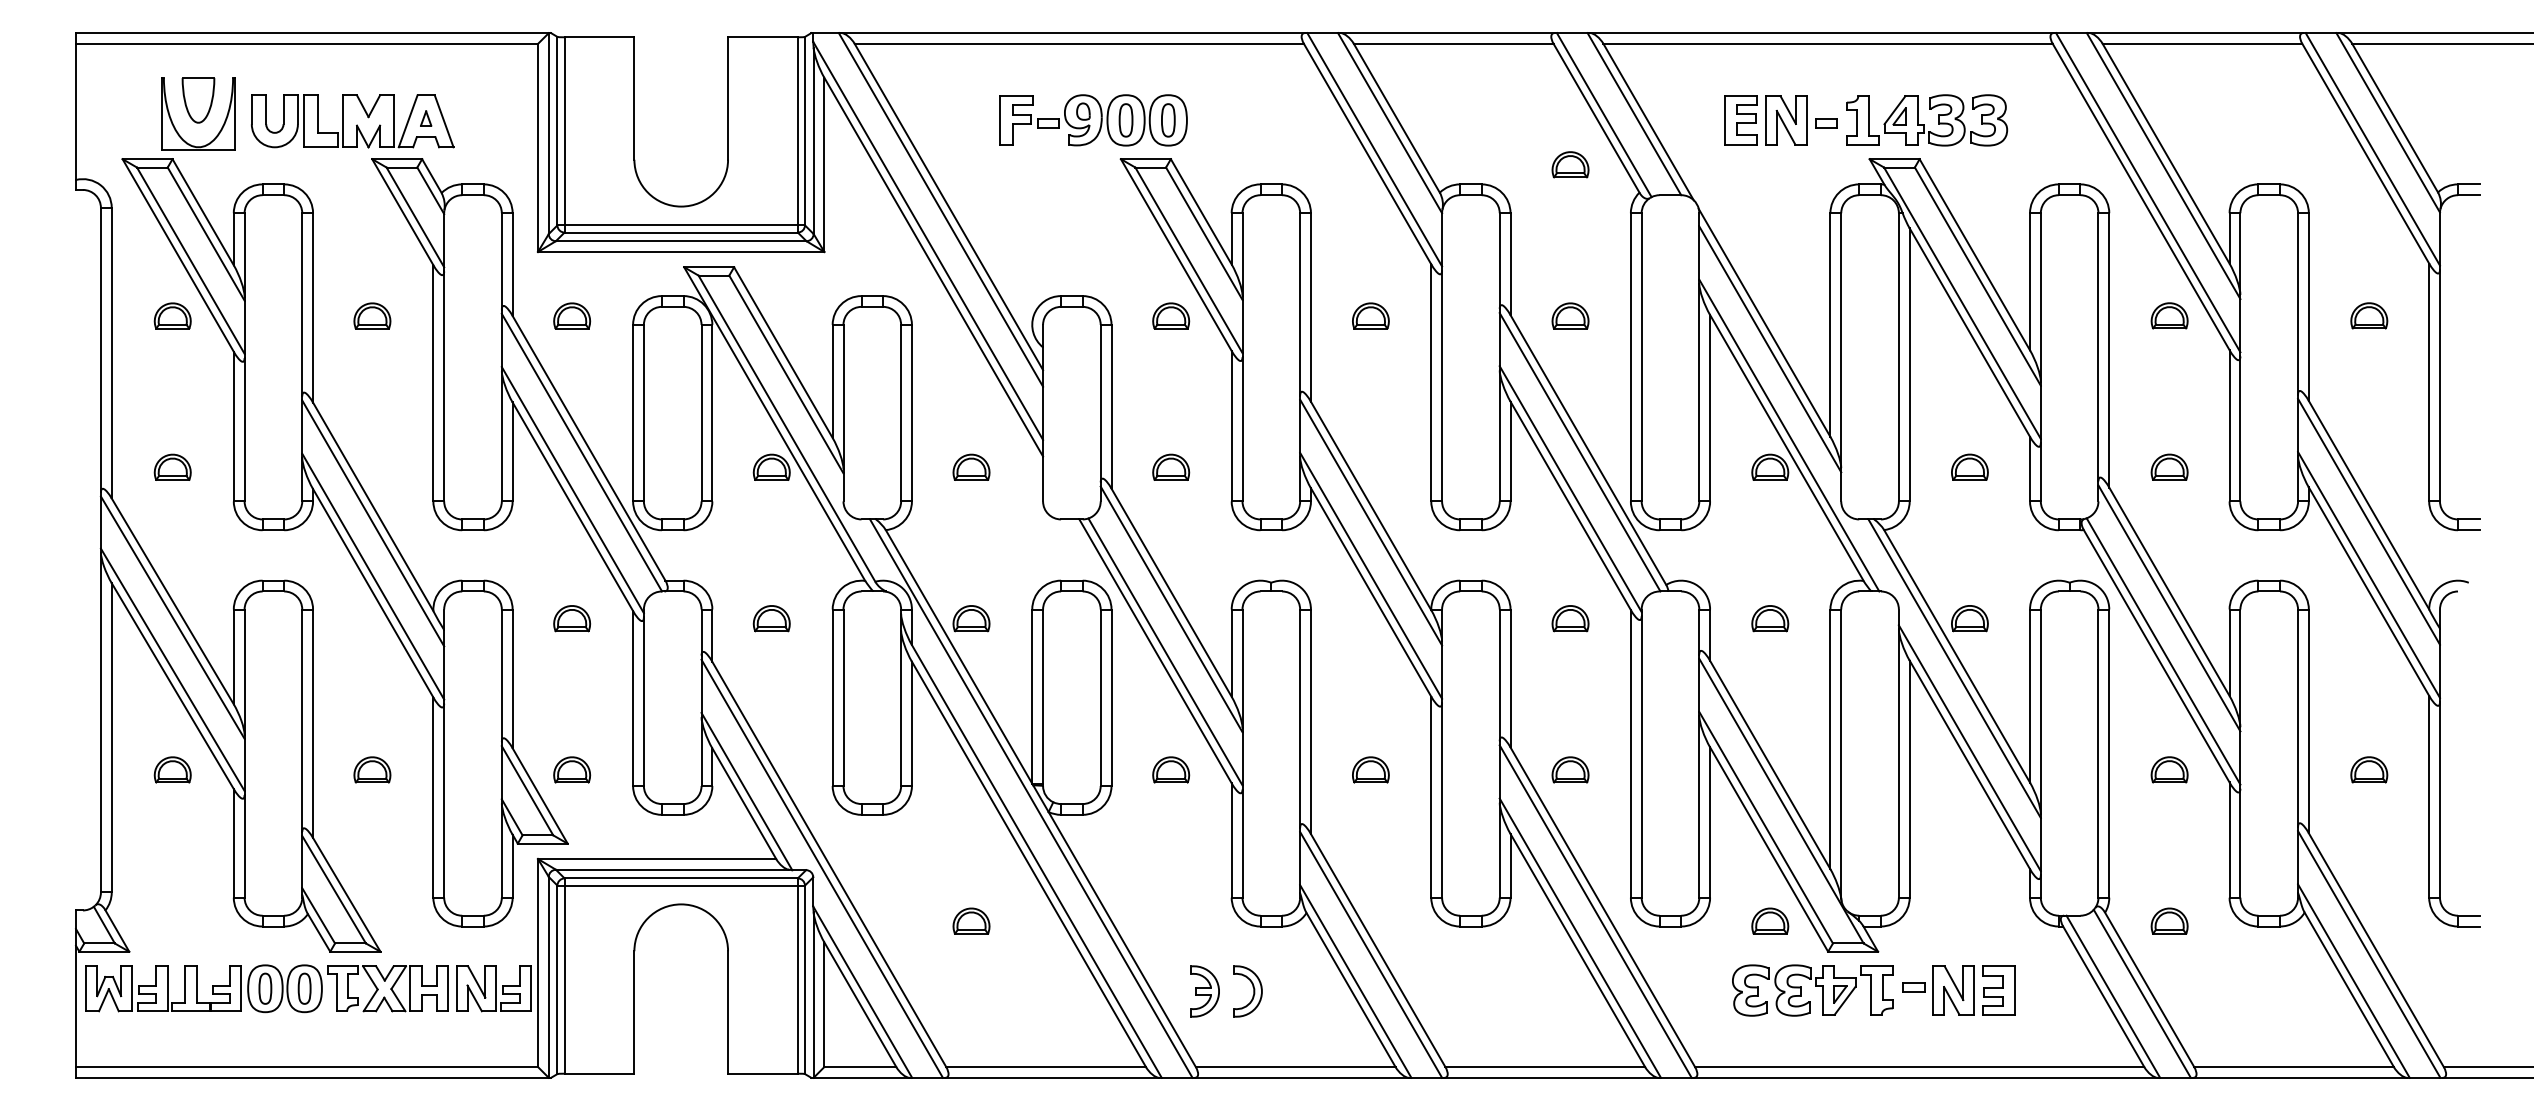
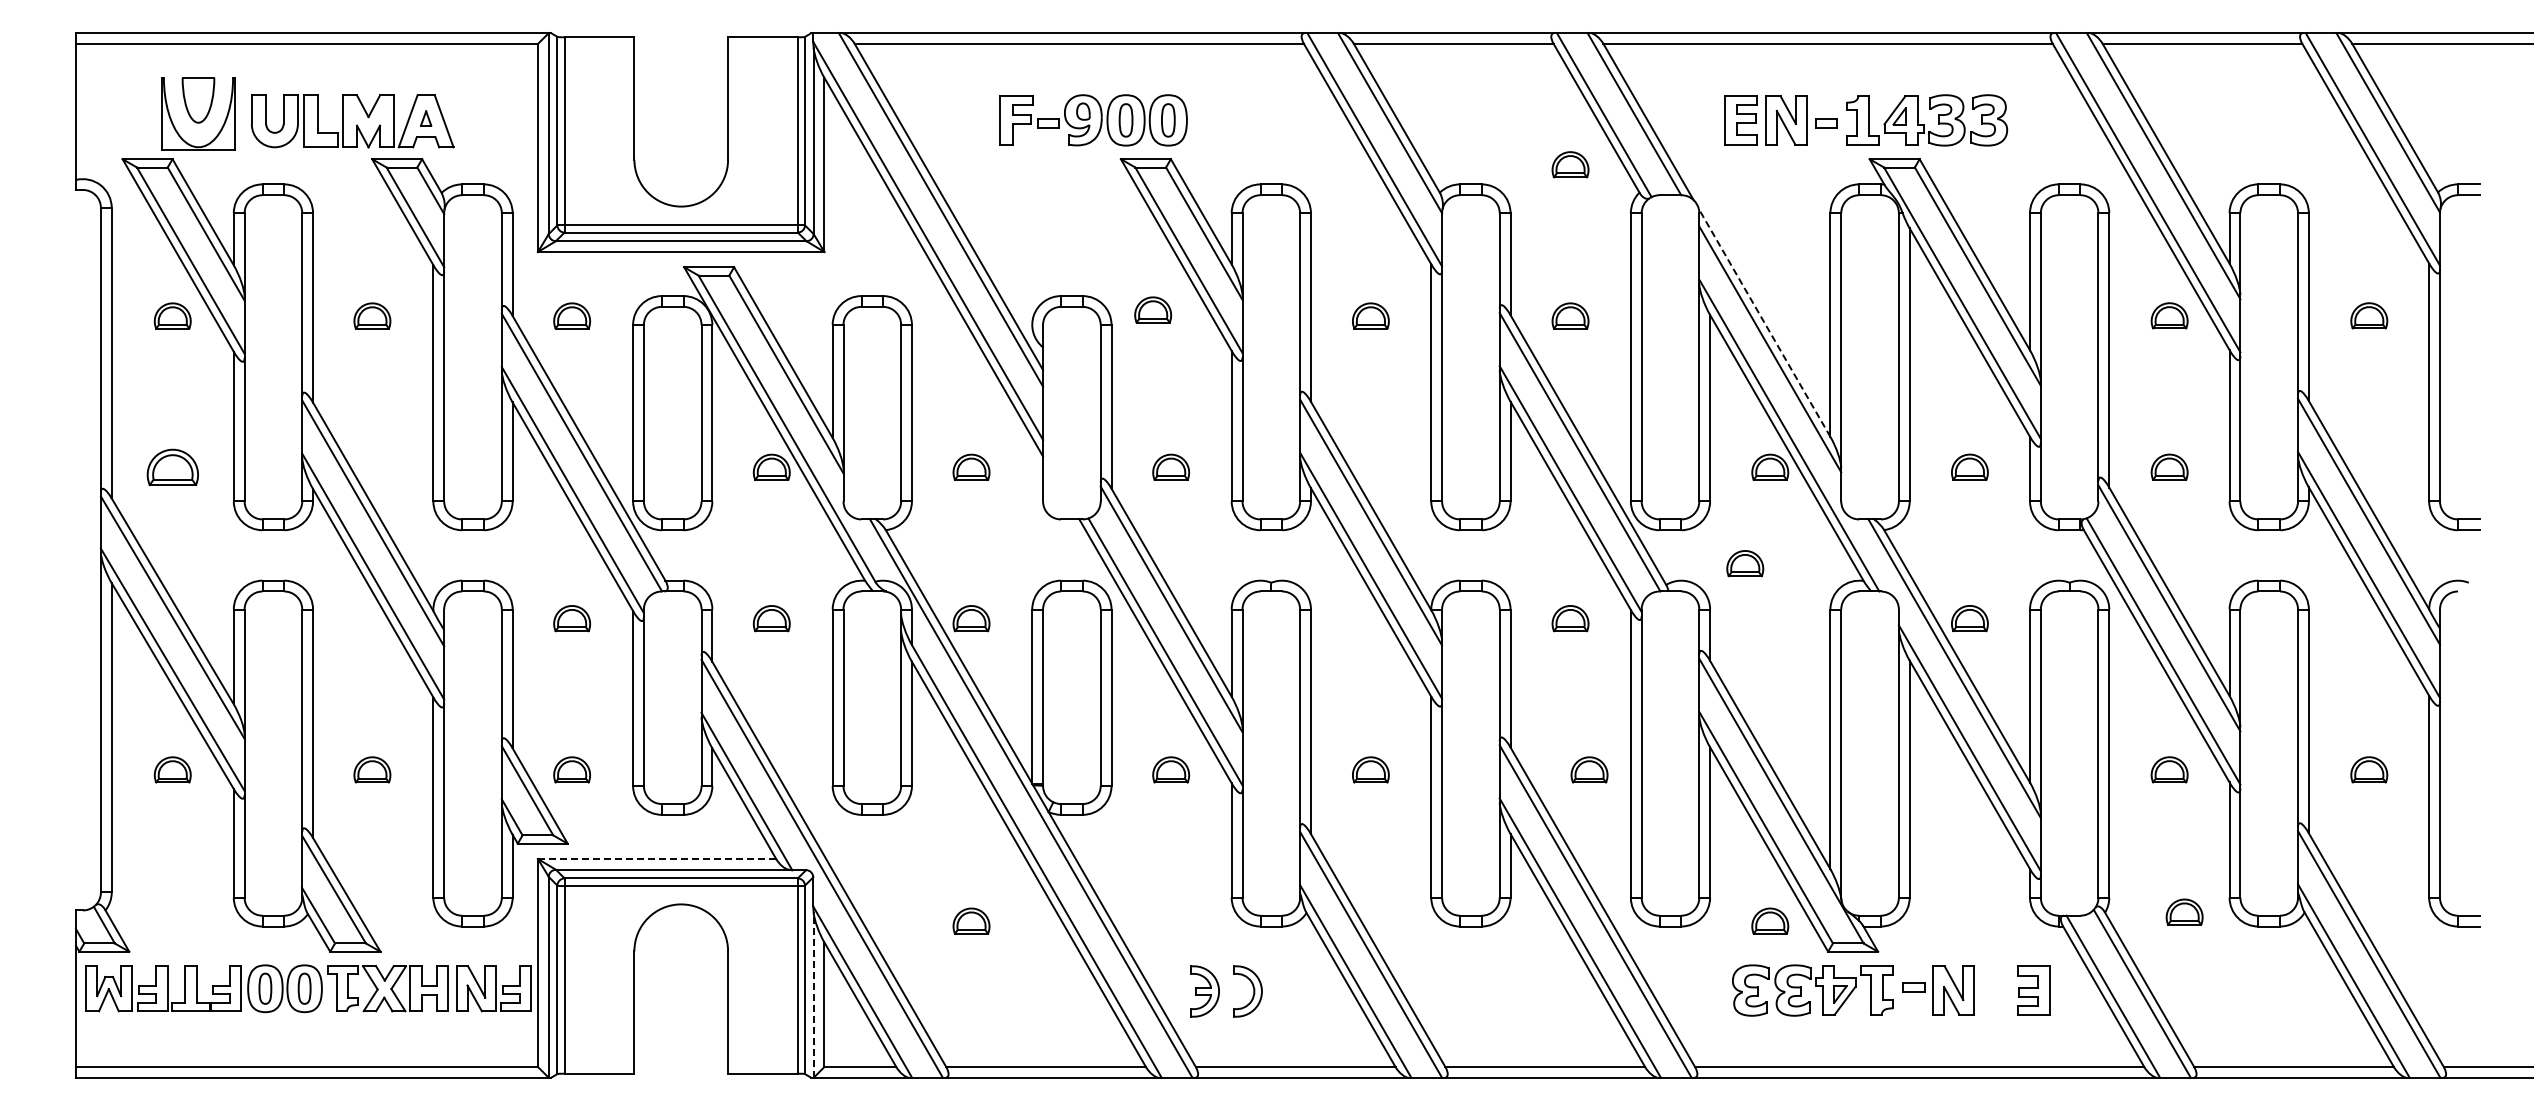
part position: (1171, 315) -> (1153, 309) (1153, 309)
line: solid -> dashed (1764, 322)
part size: 39x28 px -> 53x38 px (172, 466)
part position: (1770, 618) -> (1745, 563) (1745, 563)
part position: (1570, 769) -> (1589, 769) (1589, 769)
line: solid -> dashed (657, 859)
part position: (2169, 920) -> (2184, 911) (2184, 911)
part position: (1998, 990) -> (2033, 990) (2033, 990)
line: solid -> dashed (813, 995)
